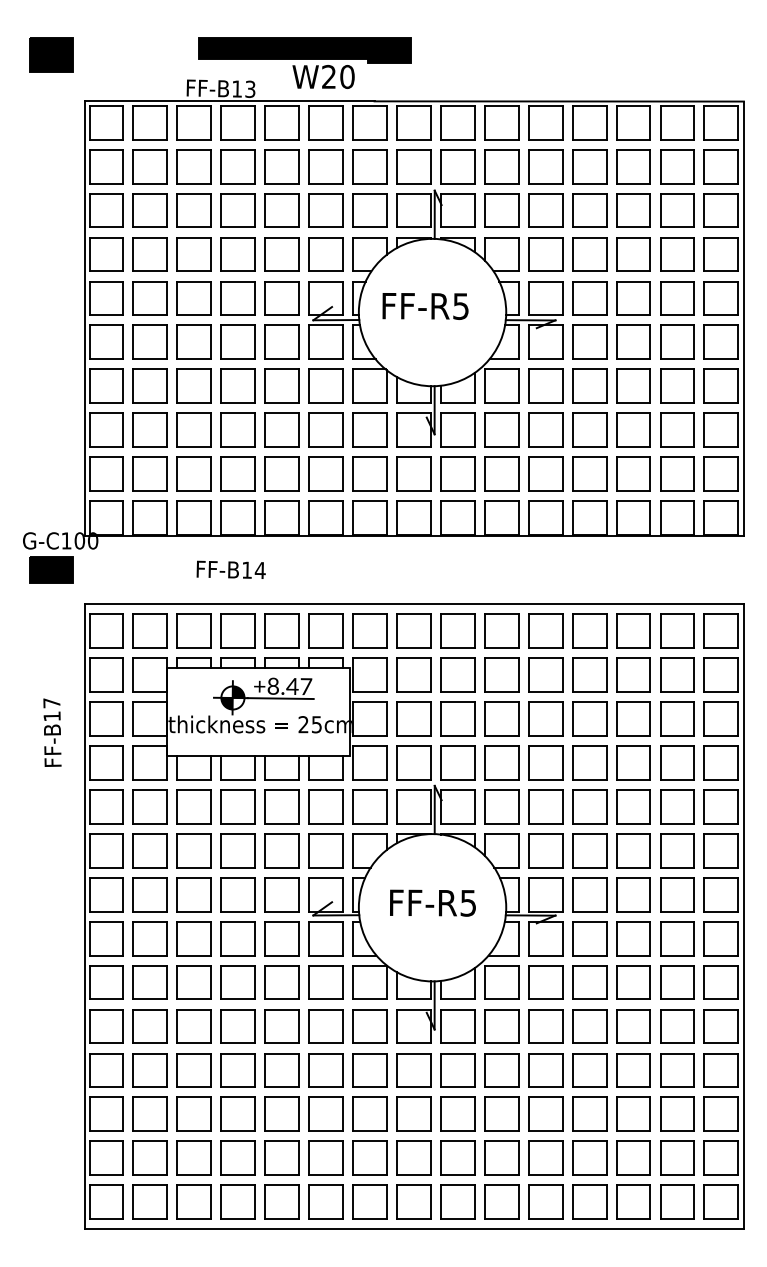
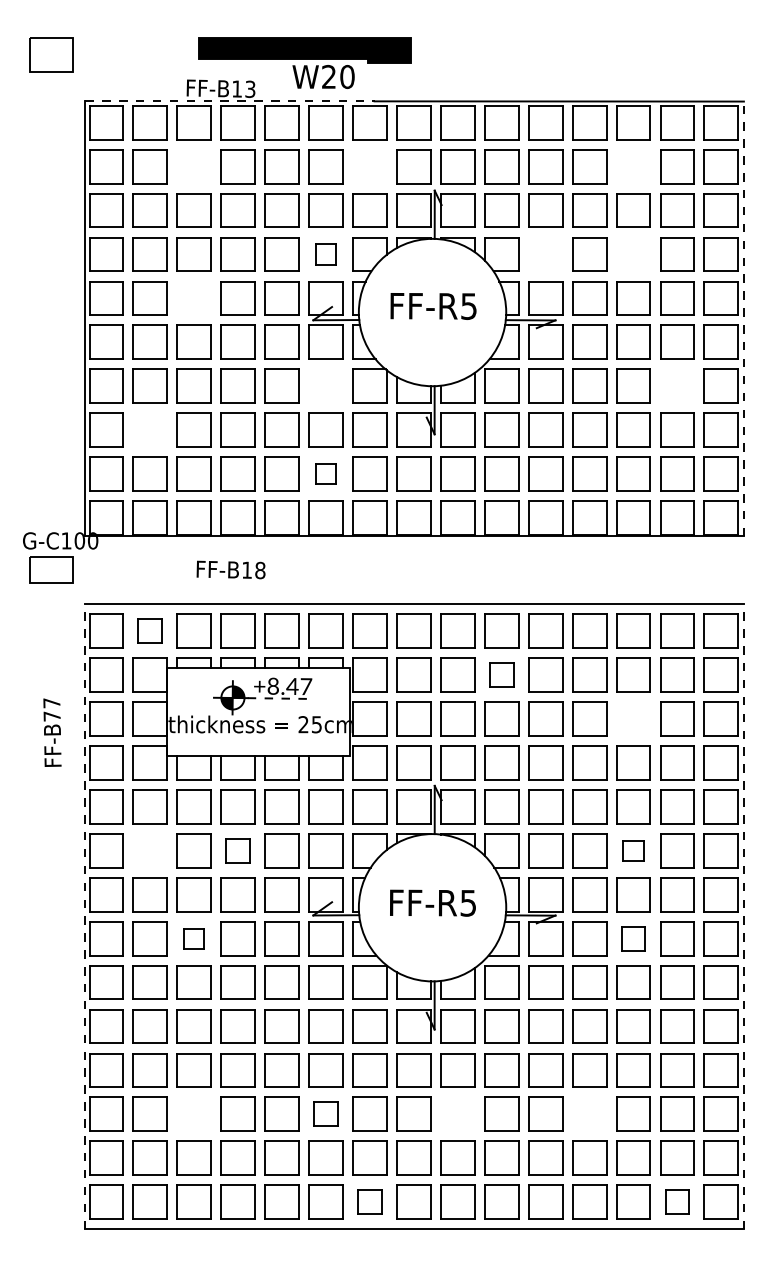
fill: present -> none (51, 54)
line: solid -> dashed (229, 101)
part: present -> none (193, 166)
part: present -> none (369, 166)
part: present -> none (633, 166)
part size: 36x35 px -> 22x23 px (325, 254)
part: present -> none (545, 254)
part: present -> none (633, 254)
part: present -> none (193, 298)
text position: (425, 306) -> (433, 306) (433, 306)
line: solid -> dashed (743, 318)
part: present -> none (325, 385)
part: present -> none (677, 385)
part: present -> none (149, 429)
part size: 36x36 px -> 22x22 px (325, 473)
fill: present -> none (51, 569)
text: FF-B14 -> FF-B18 (259, 570)
part size: 36x36 px -> 26x26 px (149, 630)
part size: 36x36 px -> 26x26 px (501, 674)
line: solid -> dashed (280, 698)
text: FF-B17 -> FF-B77 (51, 716)
part: present -> none (633, 718)
part: present -> none (149, 850)
part size: 36x36 px -> 26x26 px (237, 850)
part size: 35x36 px -> 23x22 px (633, 850)
line: solid -> dashed (85, 916)
line: solid -> dashed (743, 916)
part size: 36x36 px -> 22x22 px (193, 938)
part size: 35x36 px -> 25x26 px (633, 938)
part: present -> none (193, 1113)
part size: 36x36 px -> 26x26 px (325, 1113)
part: present -> none (457, 1113)
part: present -> none (589, 1113)
part size: 36x36 px -> 26x26 px (369, 1201)
part size: 35x36 px -> 25x26 px (677, 1201)
